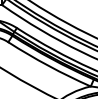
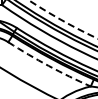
arc: solid -> dashed (62, 20)
arc: solid -> dashed (48, 65)
